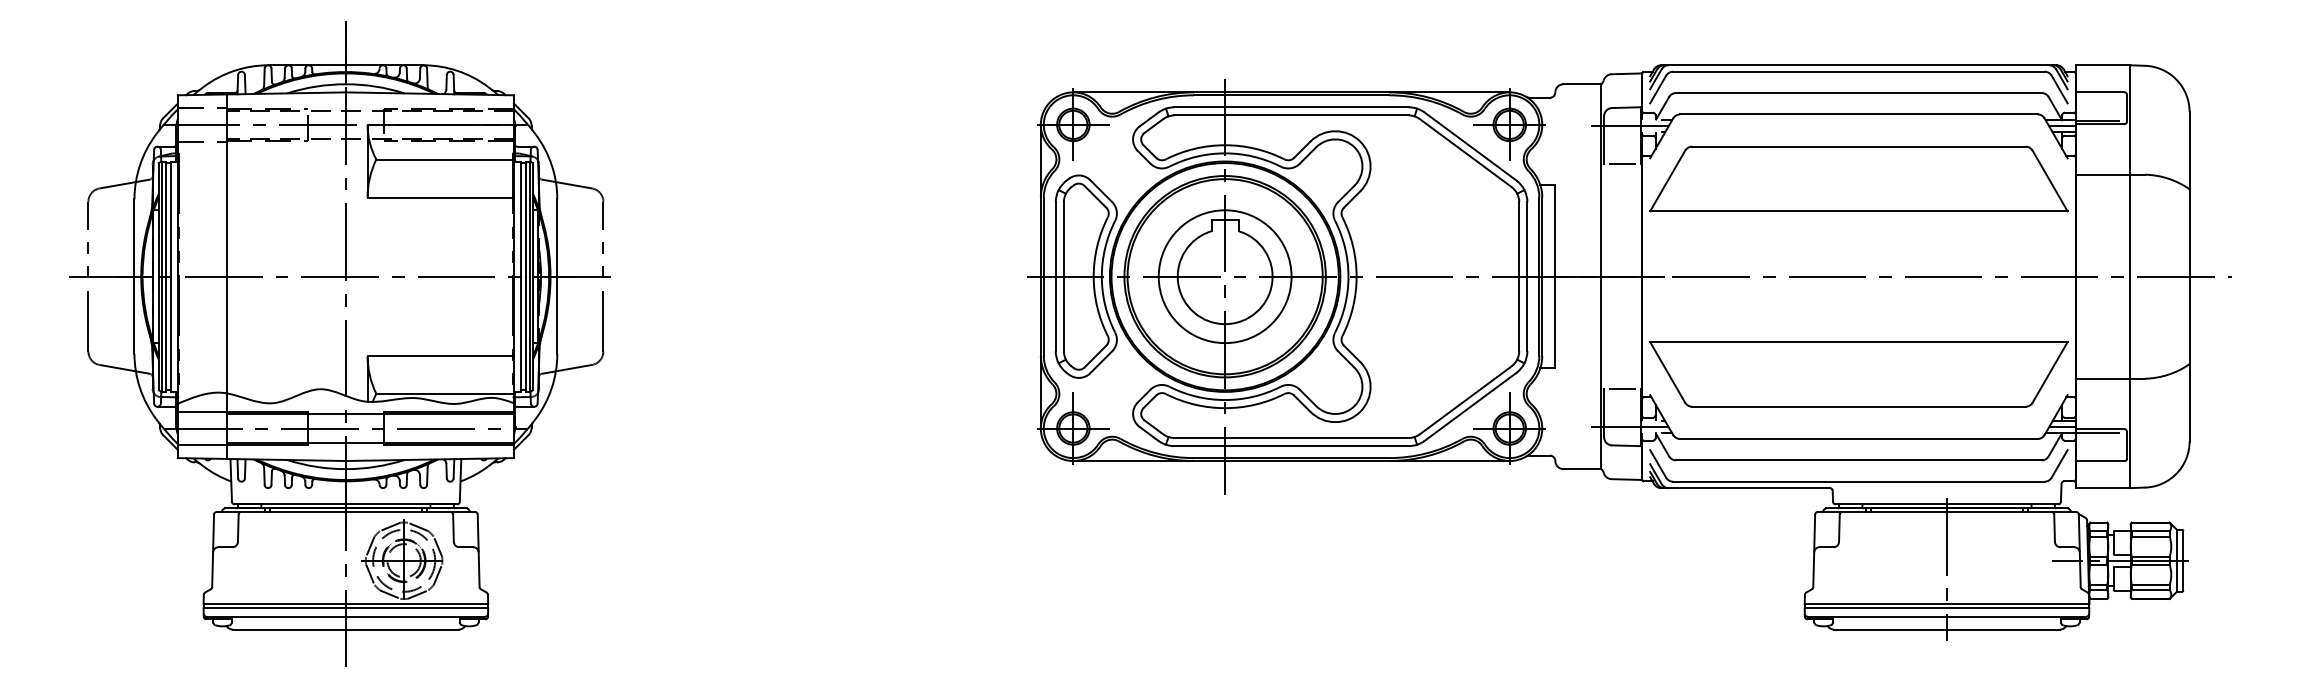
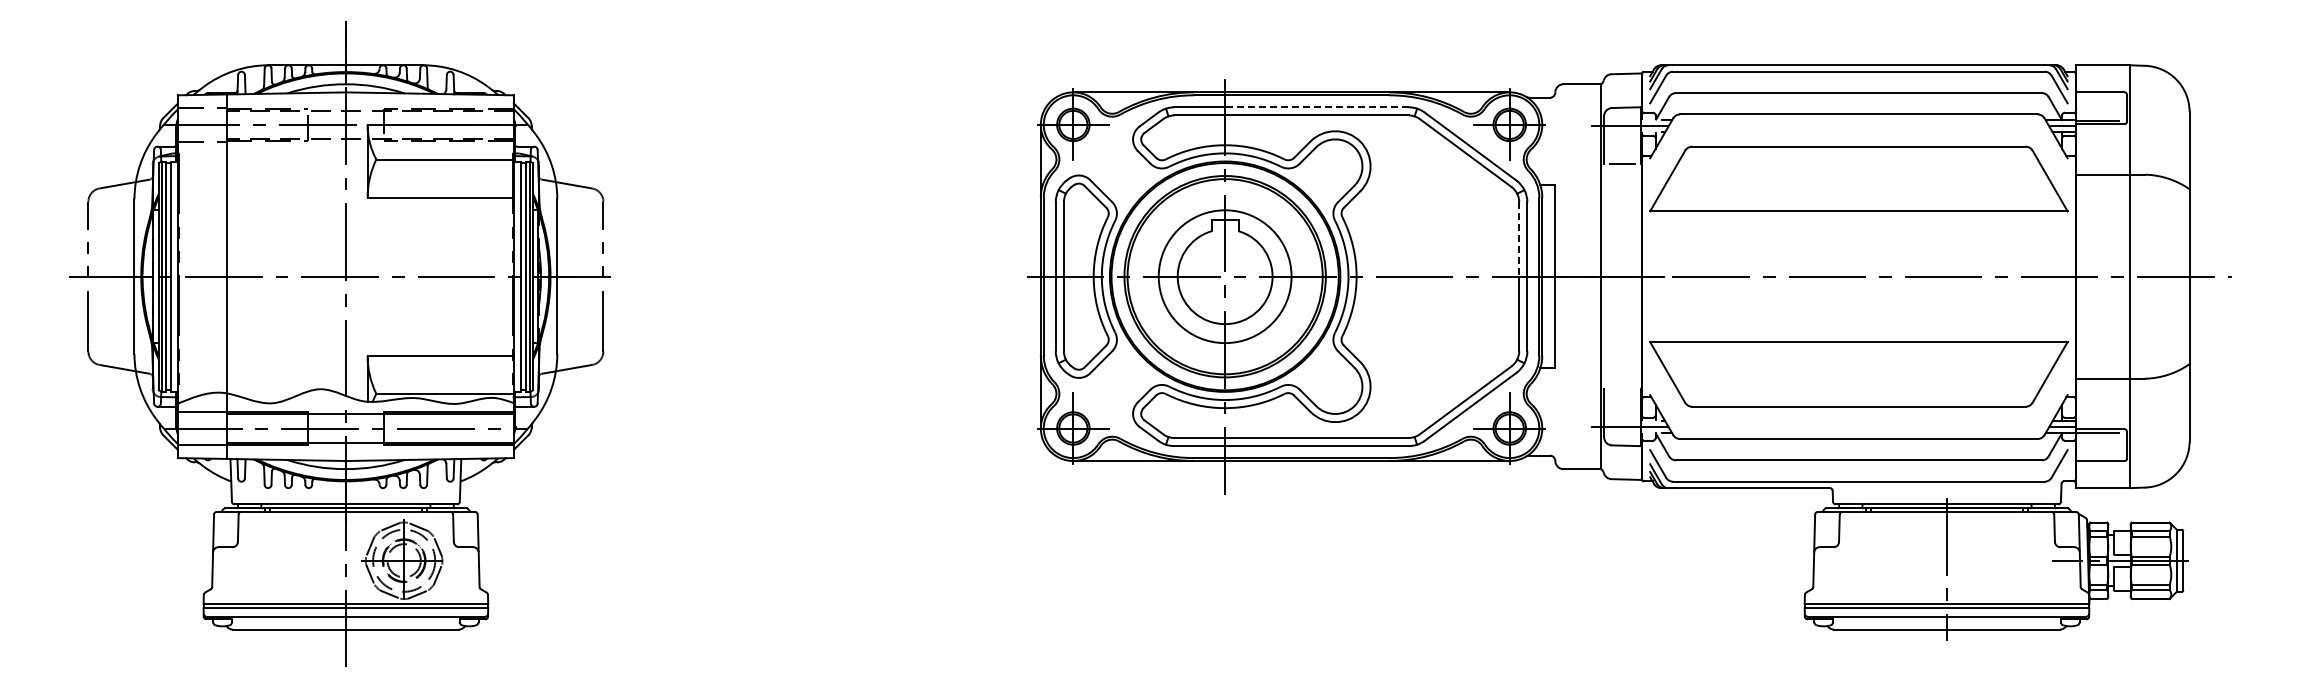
line: solid -> dashed (1316, 107)
line: solid -> dashed (1519, 239)
line: present -> none (1622, 389)
